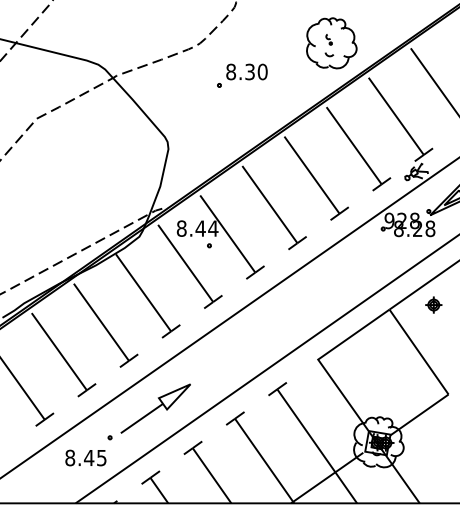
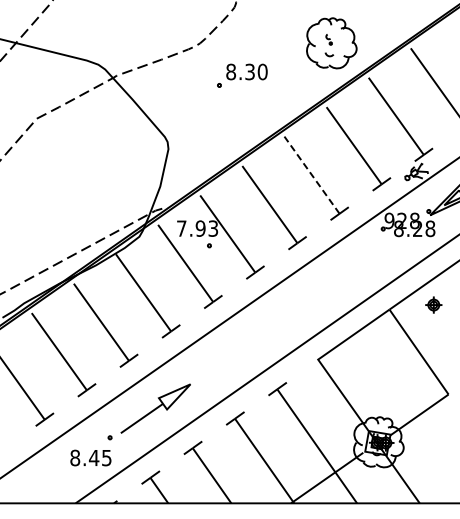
line: solid -> dashed (311, 174)
text: 8.44 -> 7.93 (197, 228)
text position: (85, 457) -> (90, 457) (90, 457)
